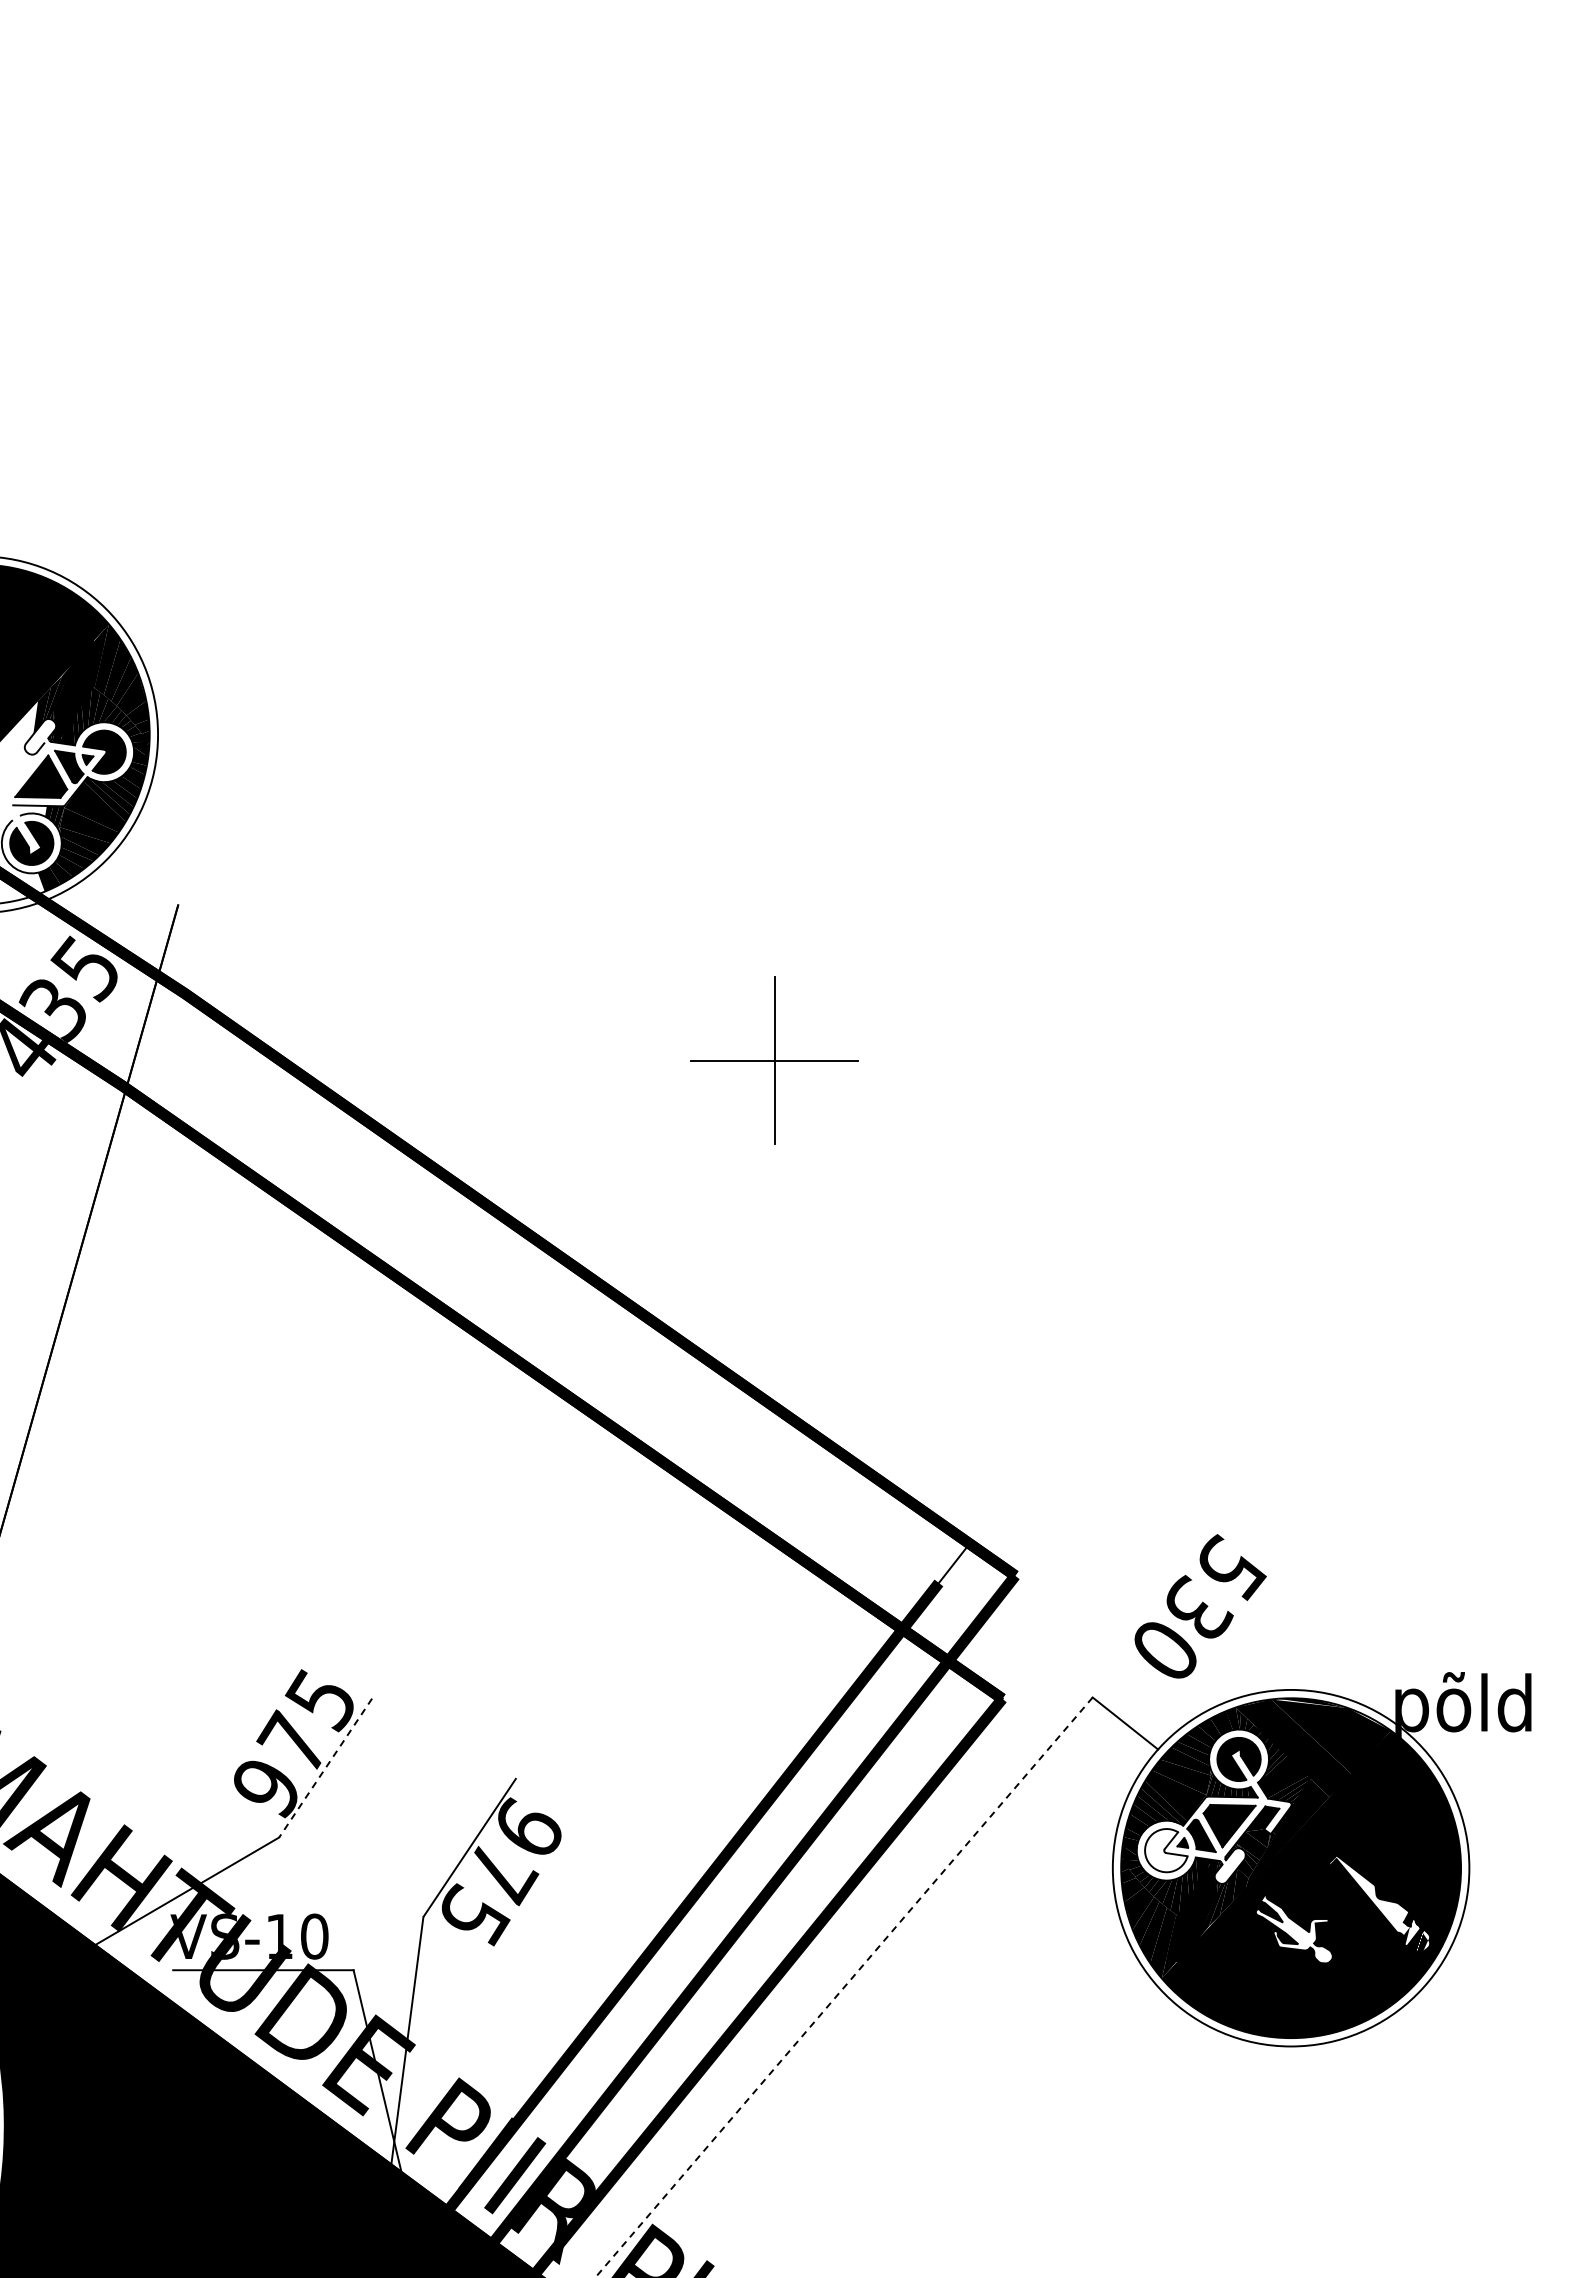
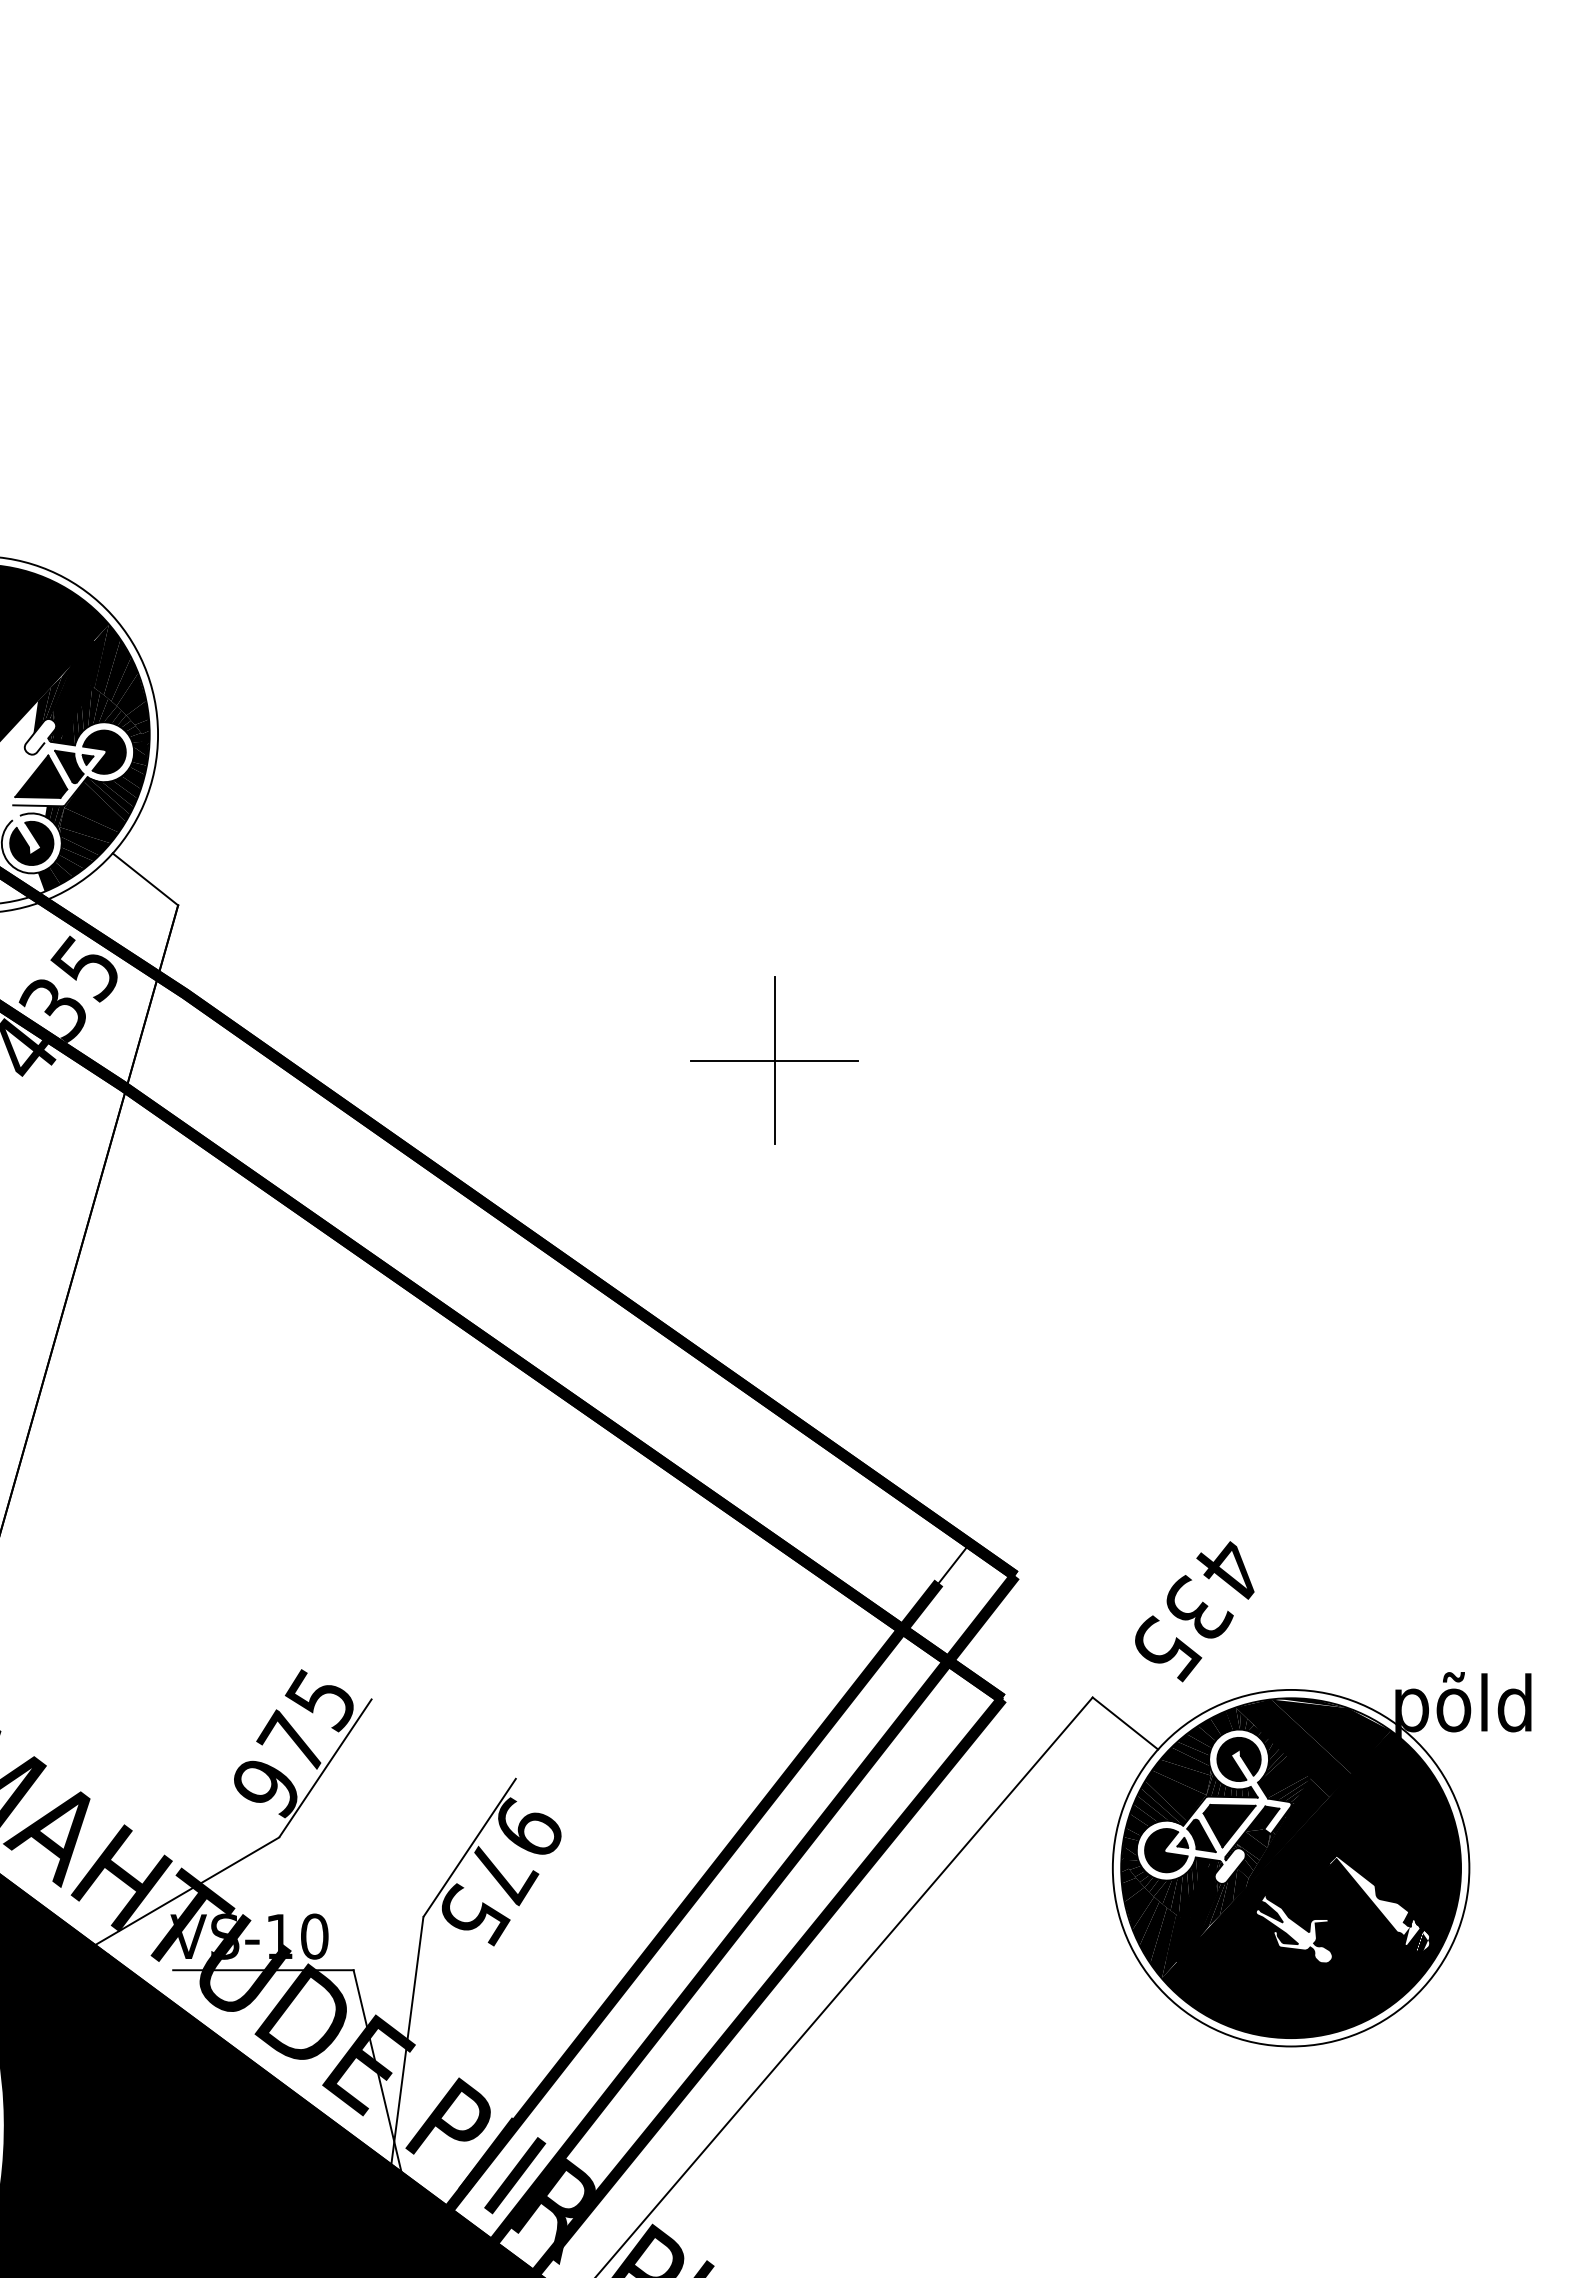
line: none -> present (145, 879)
text: 530 -> 435 (1200, 1608)
line: dashed -> solid (325, 1768)
fill: none -> present (1166, 1850)
line: dashed -> solid (844, 1987)
